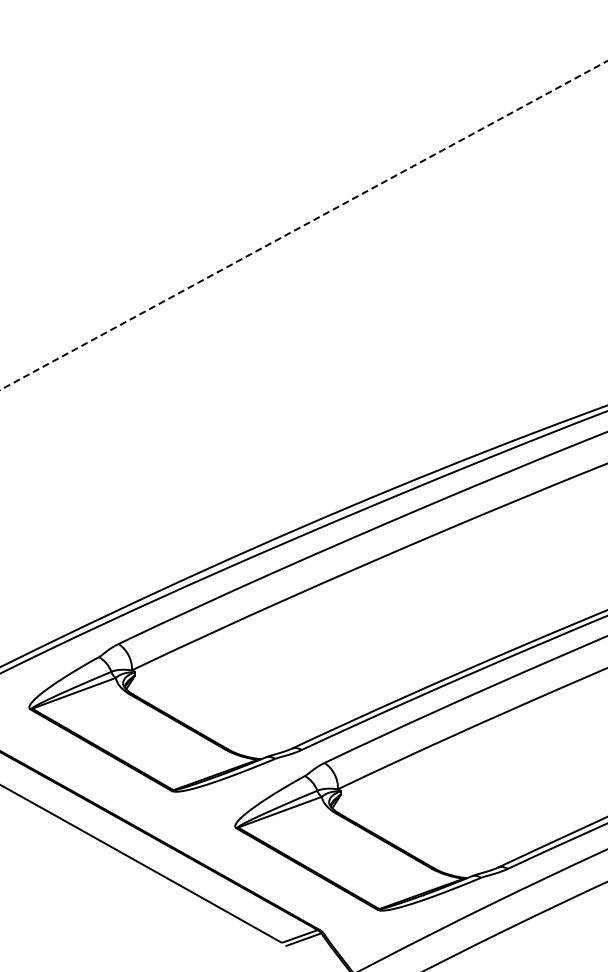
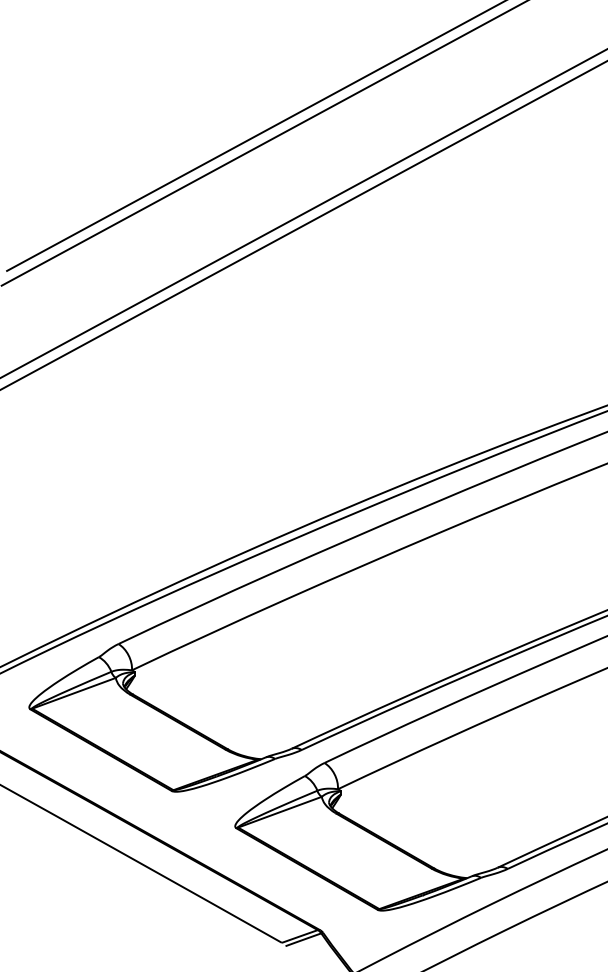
line: none -> present (255, 136)
line: none -> present (263, 143)
line: none -> present (303, 213)
line: dashed -> solid (303, 225)
